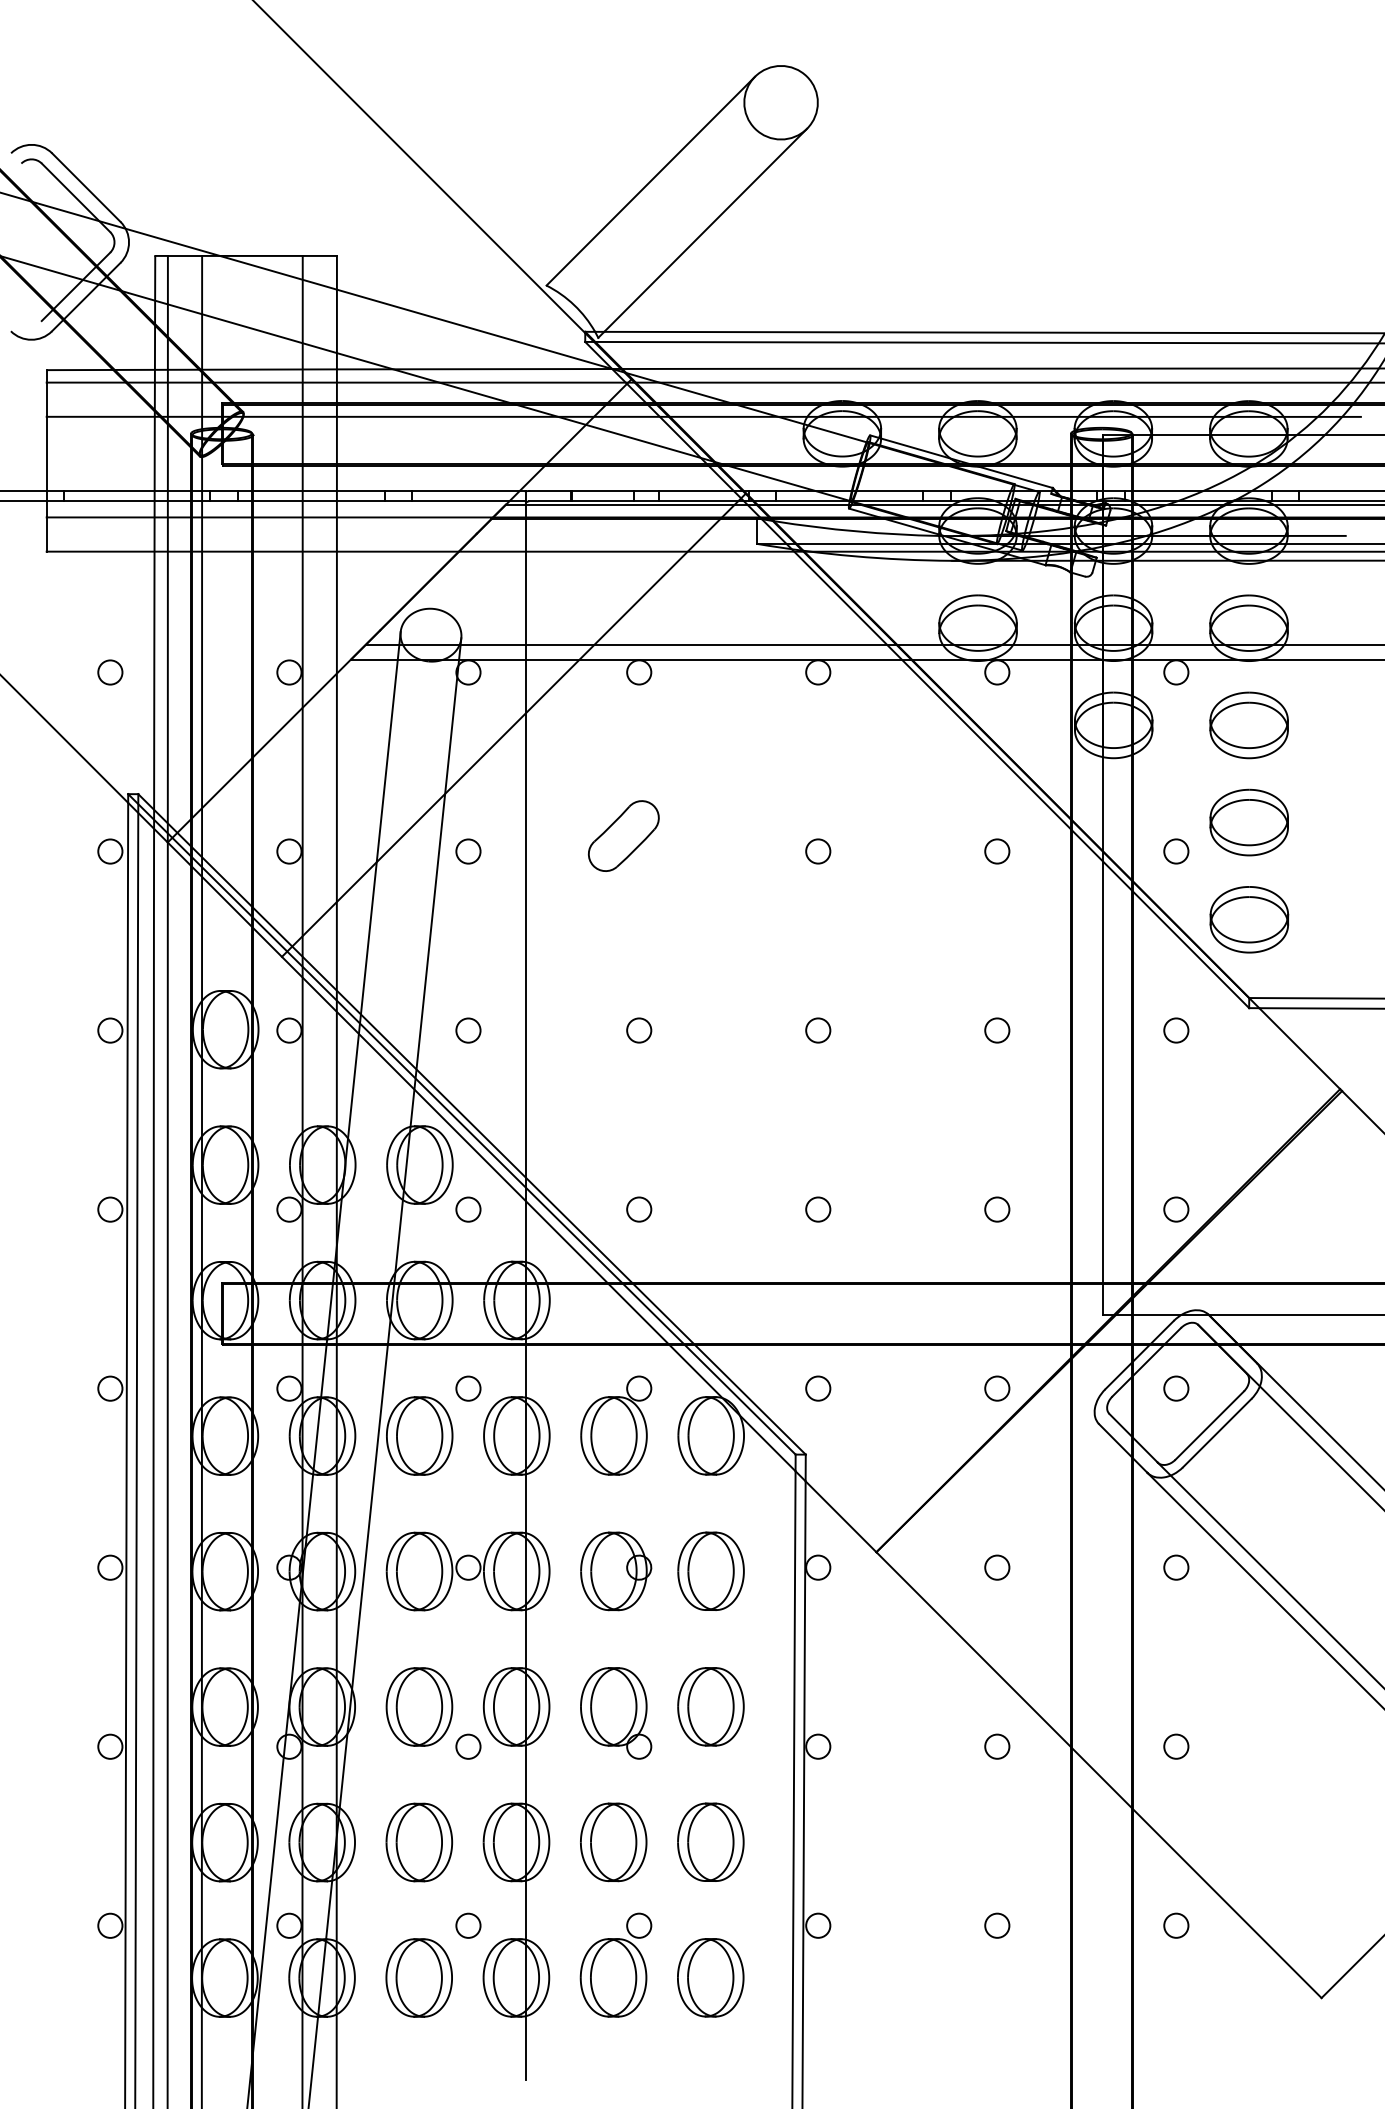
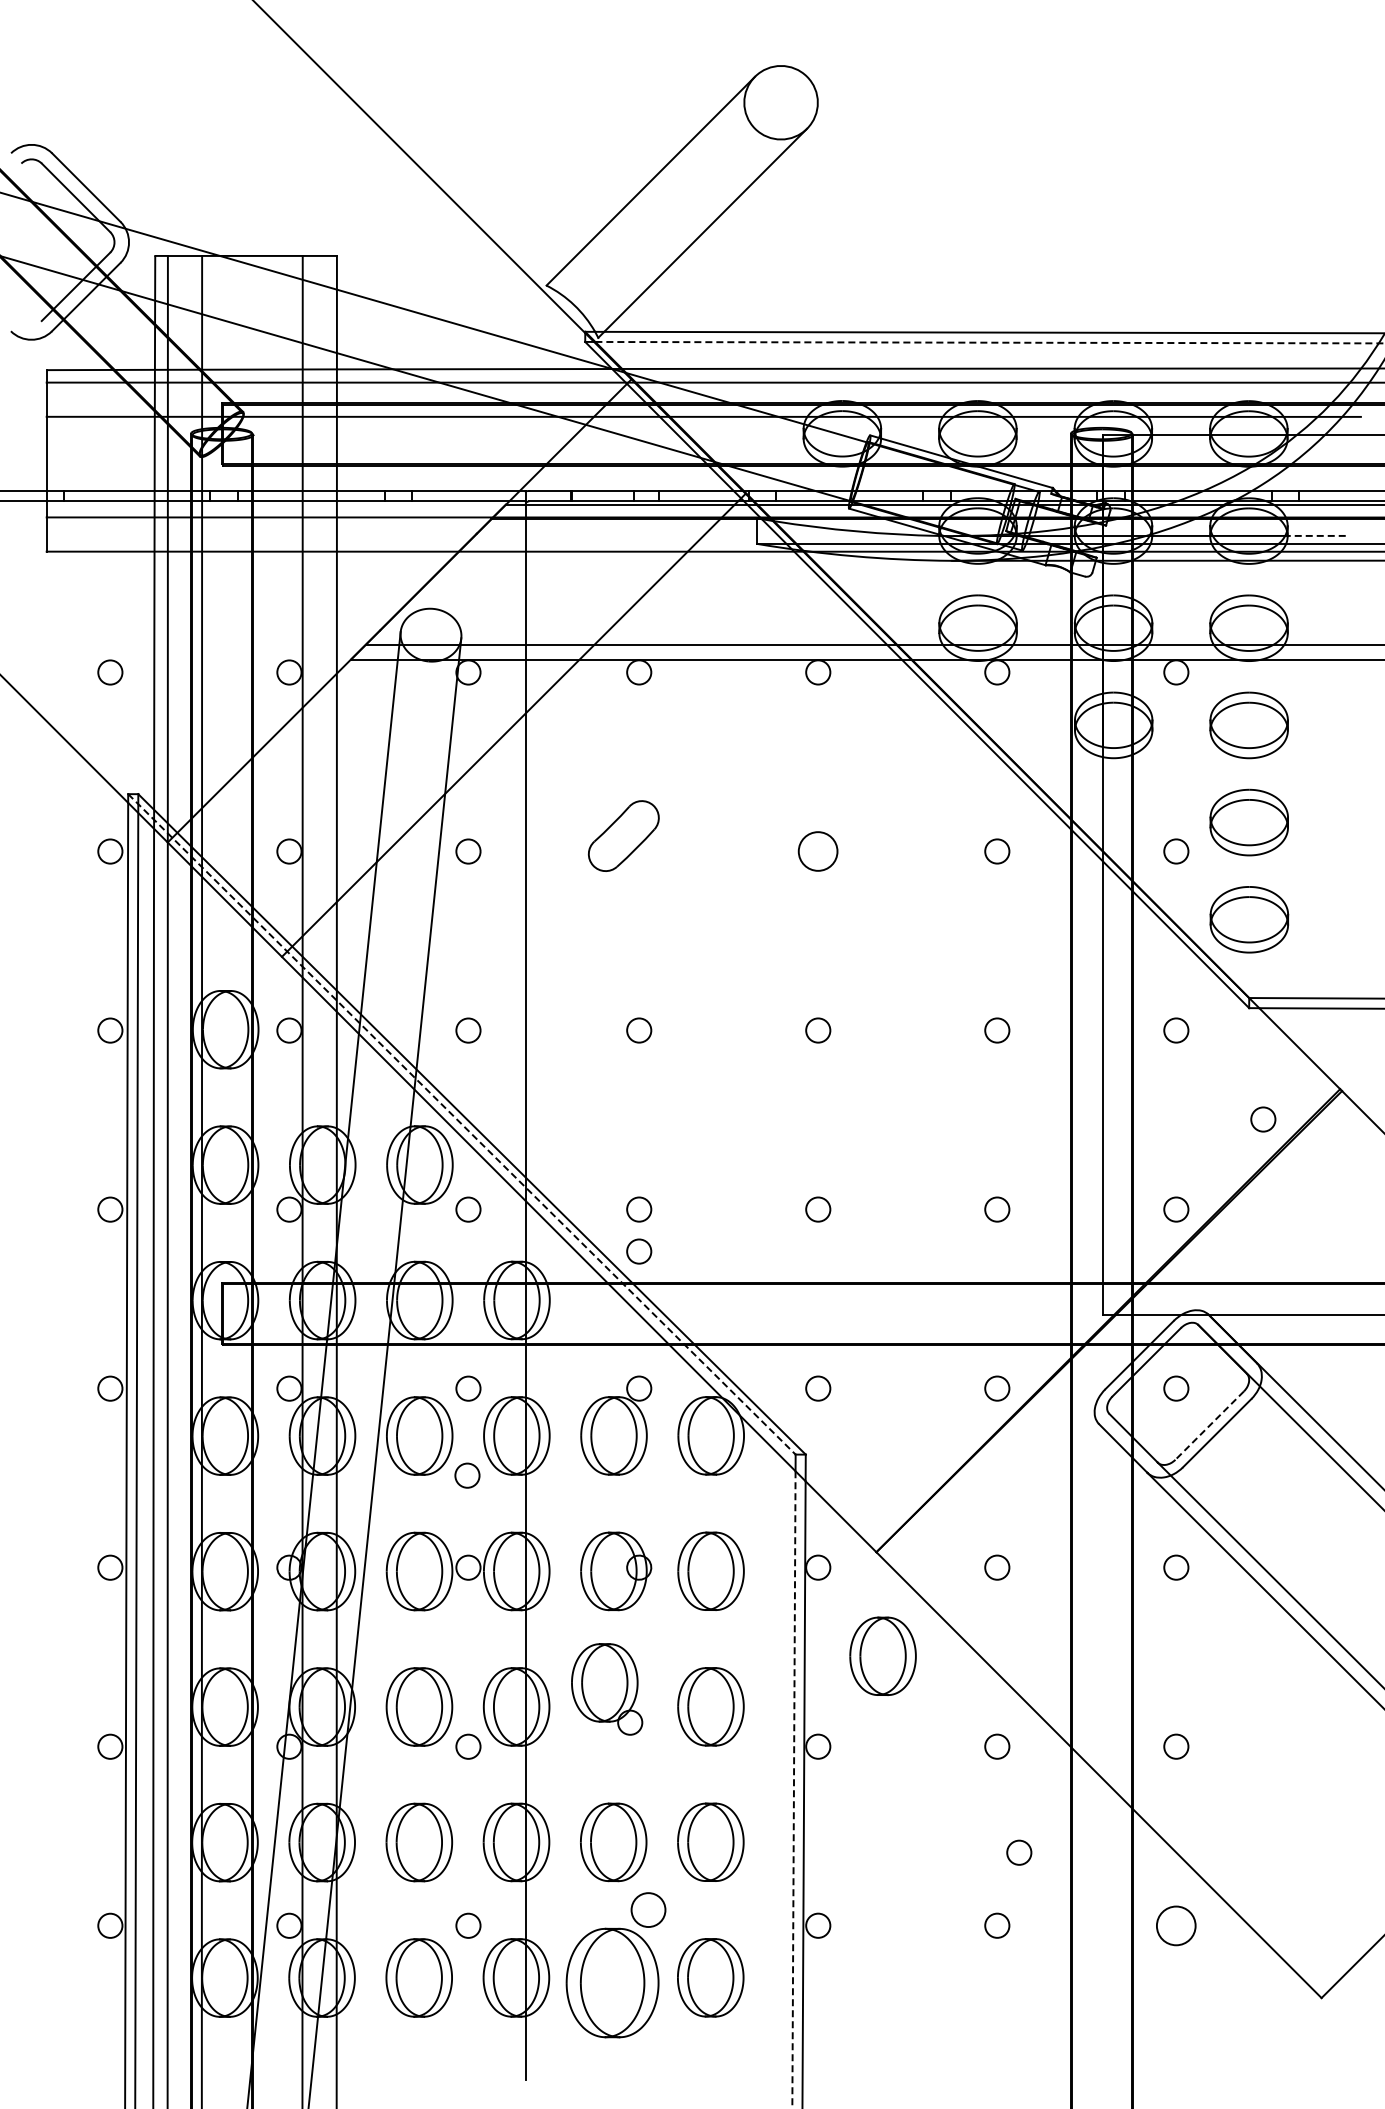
line: solid -> dashed (990, 342)
line: solid -> dashed (1316, 535)
circle size: 27x27 px -> 42x41 px (817, 851)
circle: none -> present (1263, 1119)
line: solid -> dashed (462, 1124)
circle: none -> present (639, 1251)
line: solid -> dashed (1209, 1425)
circle: none -> present (467, 1475)
part: none -> present (882, 1655)
part position: (616, 1713) -> (607, 1689) (607, 1689)
line: solid -> dashed (793, 1790)
circle: none -> present (1019, 1852)
circle size: 27x27 px -> 41x42 px (1176, 1925)
part size: 74x106 px -> 102x147 px (615, 1965)
